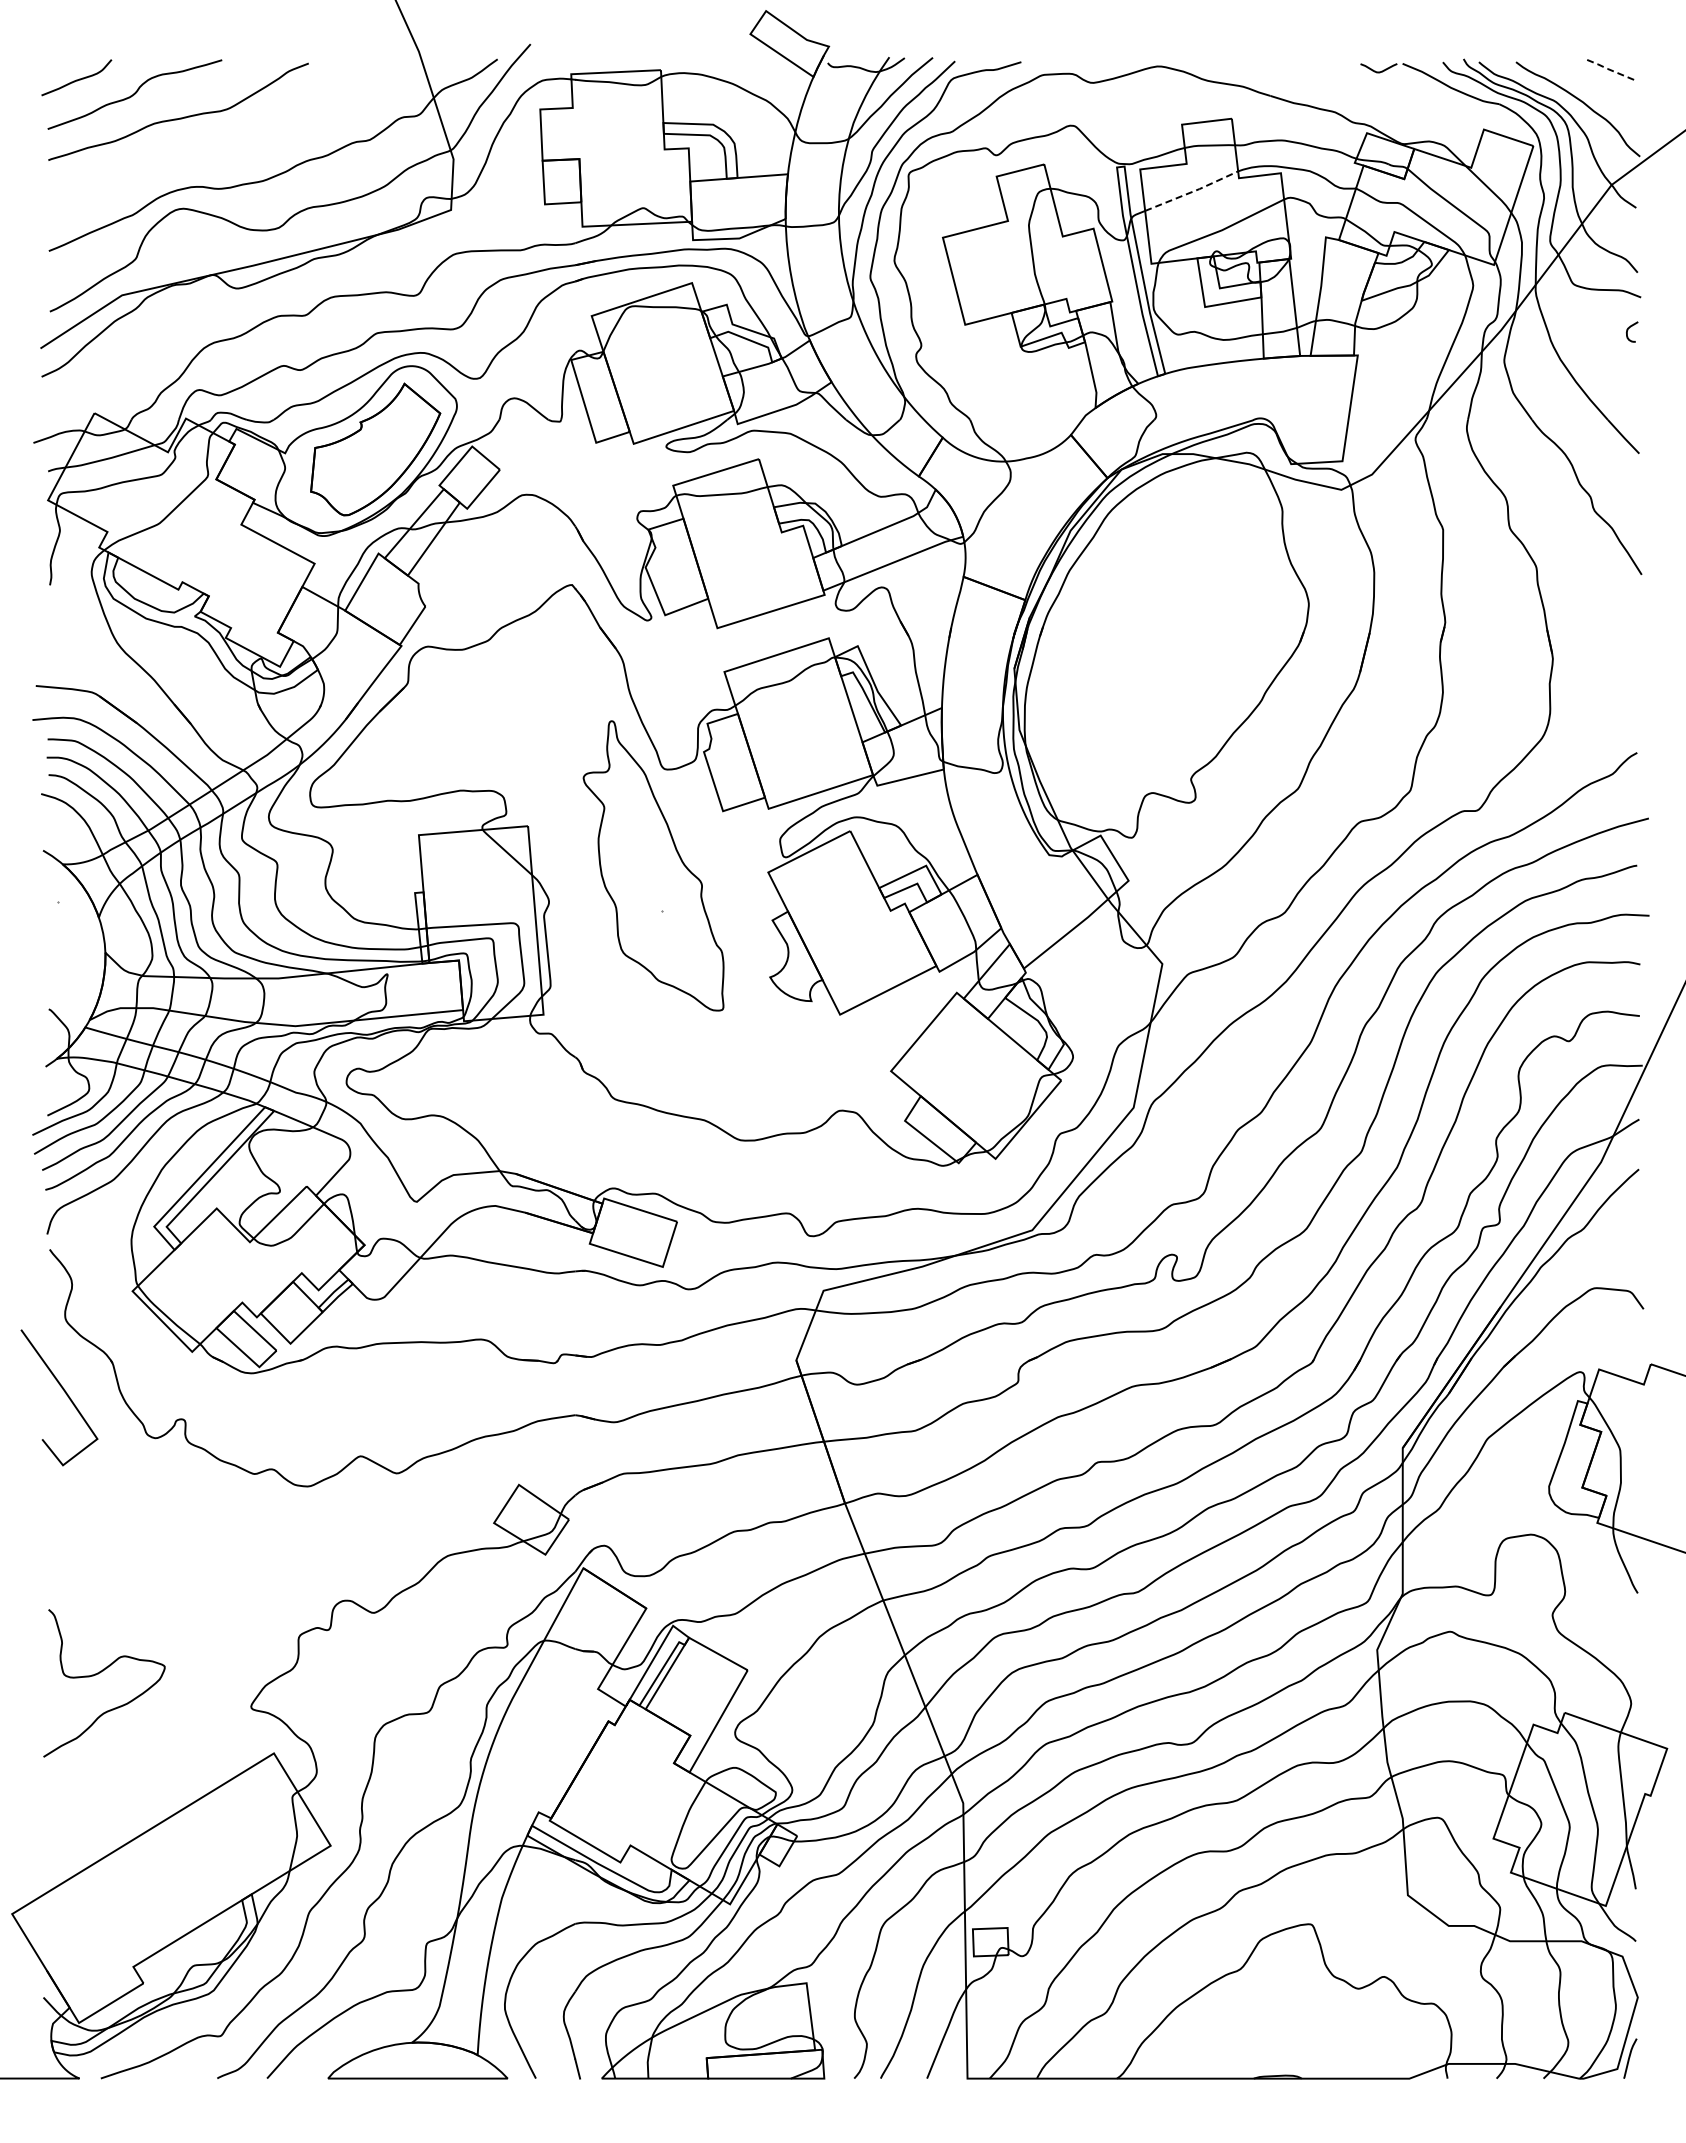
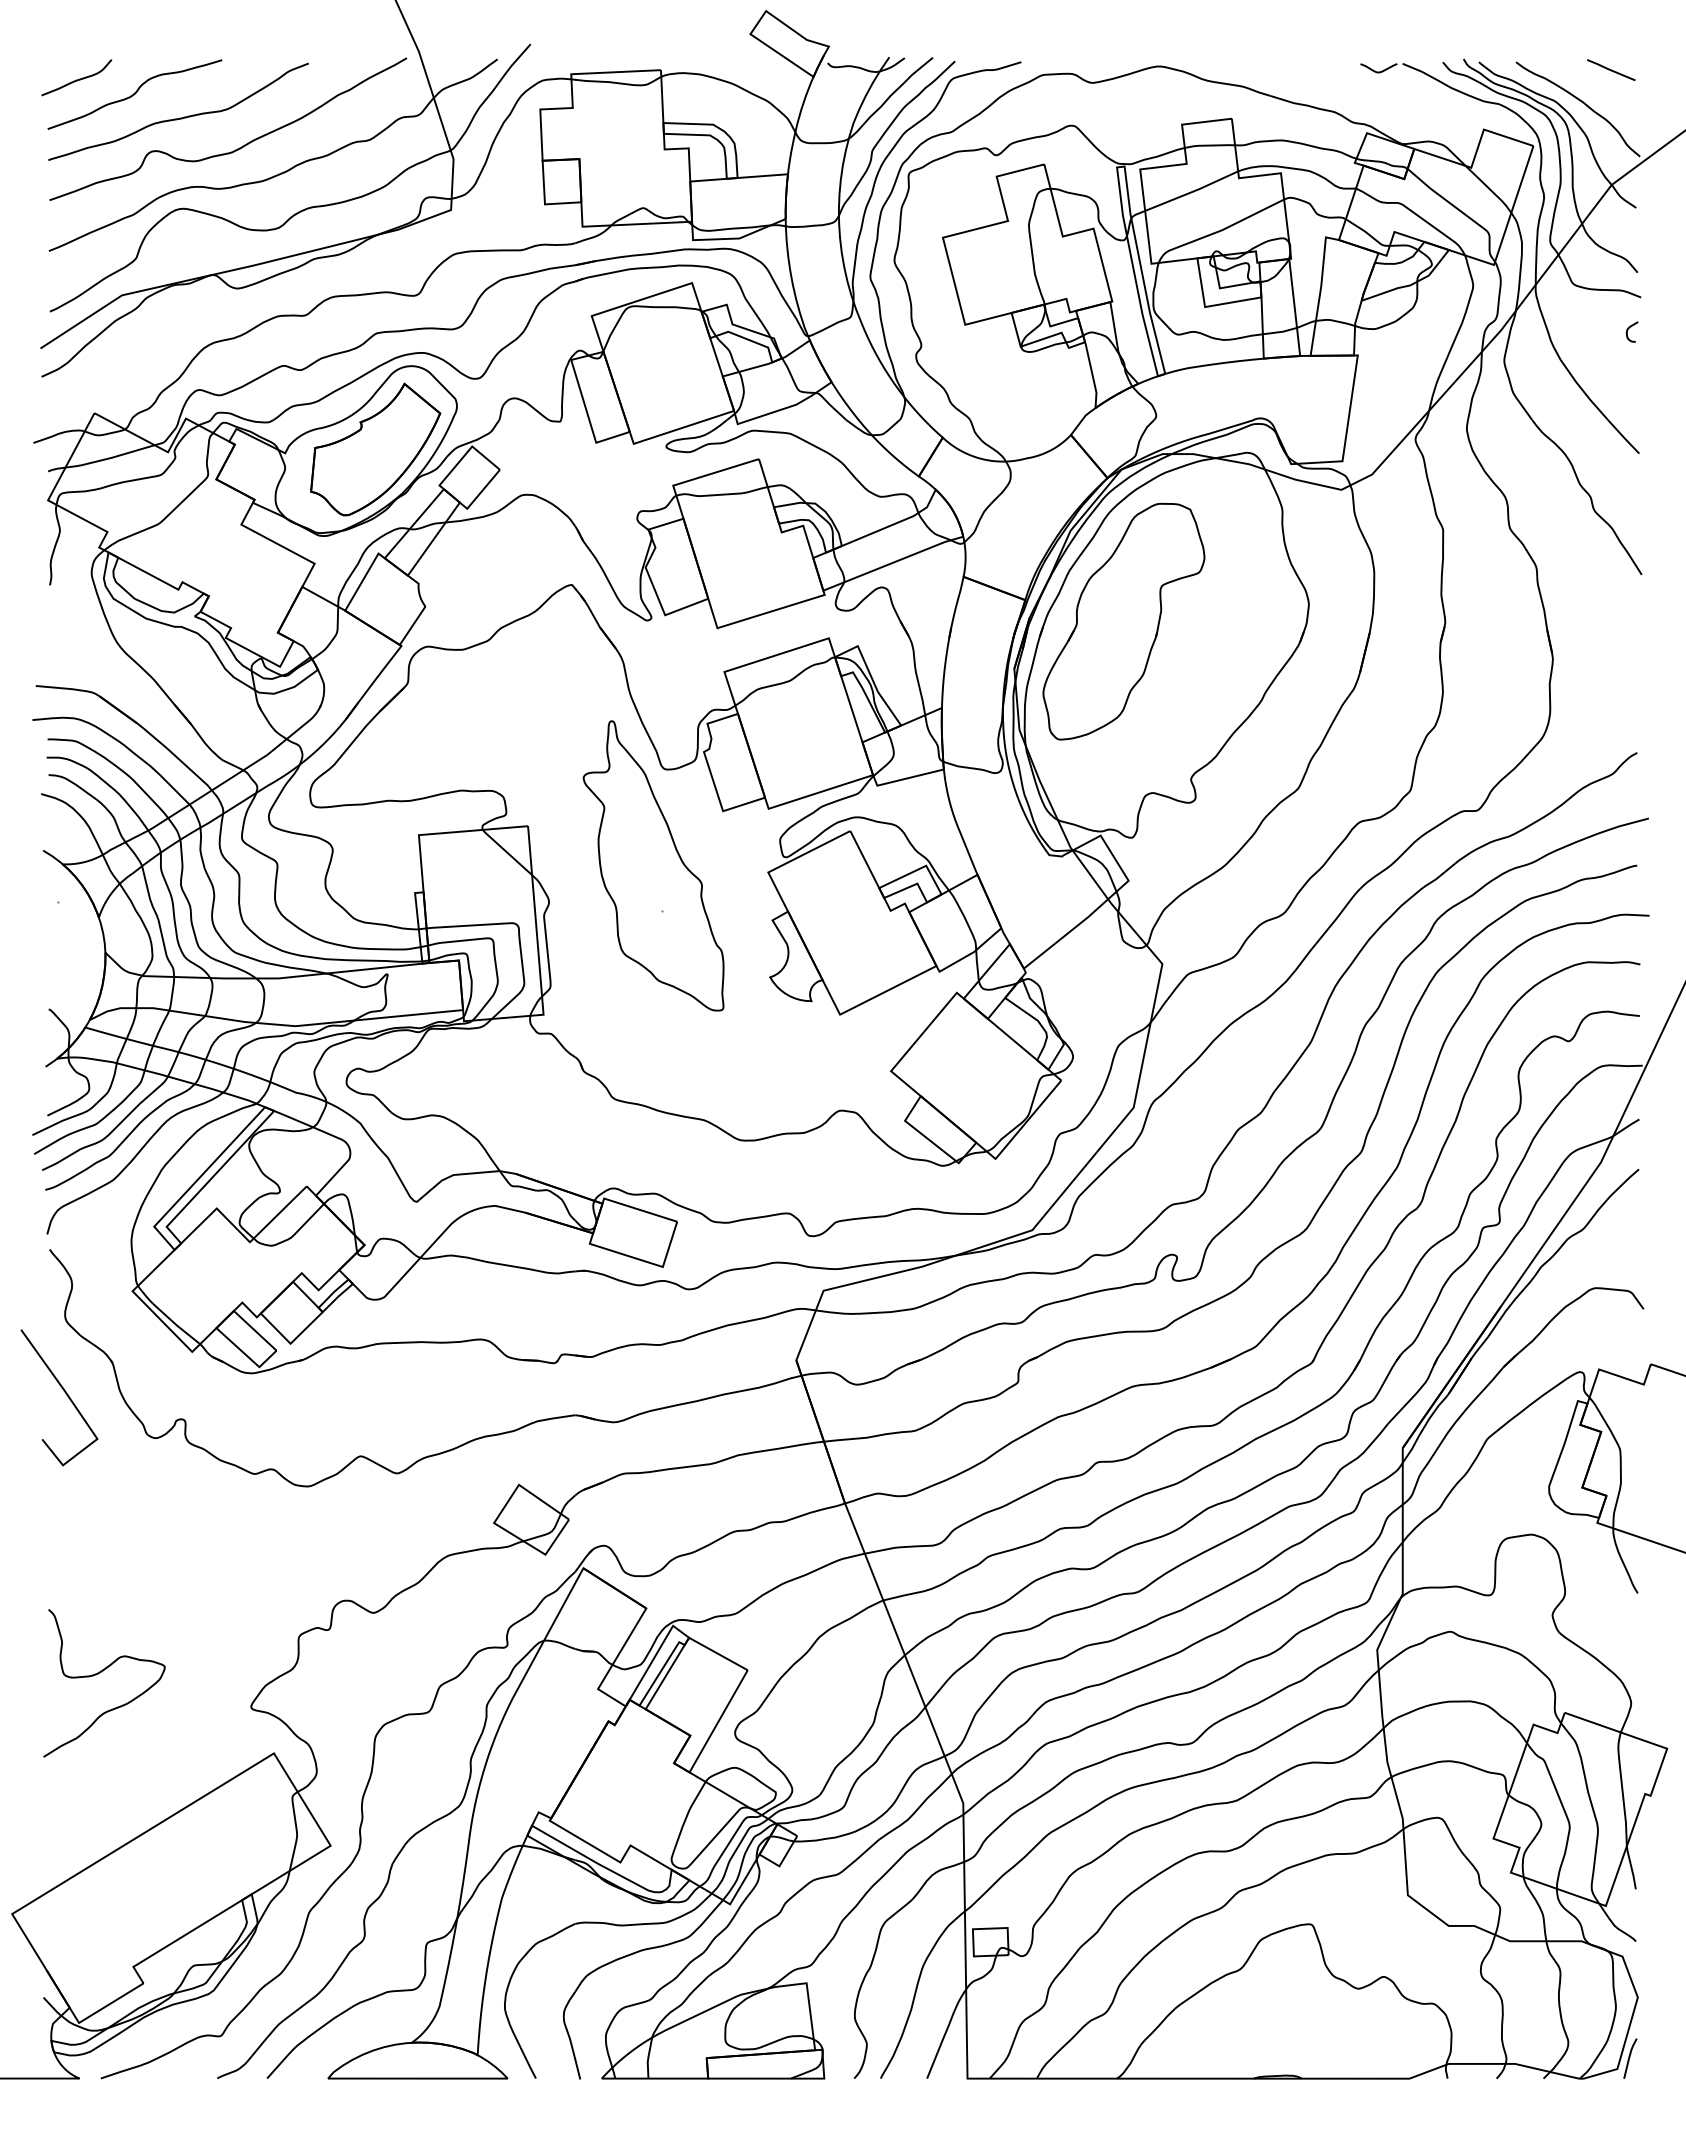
line: dashed -> solid (1610, 70)
curve: none -> present (237, 148)
line: dashed -> solid (1193, 191)
part: none -> present (1123, 621)
